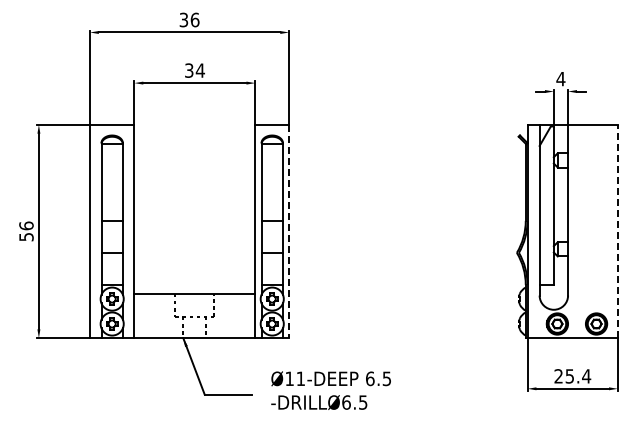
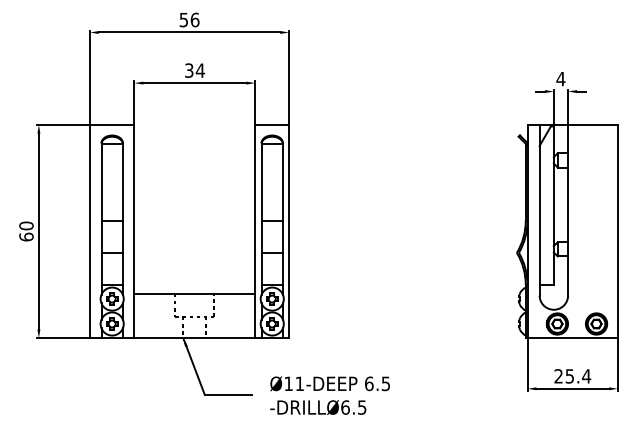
text: 36 -> 56 (184, 19)
text: 56 -> 60 (26, 231)
line: dashed -> solid (289, 231)
line: dashed -> solid (617, 231)
text position: (330, 390) -> (329, 395) (329, 395)
